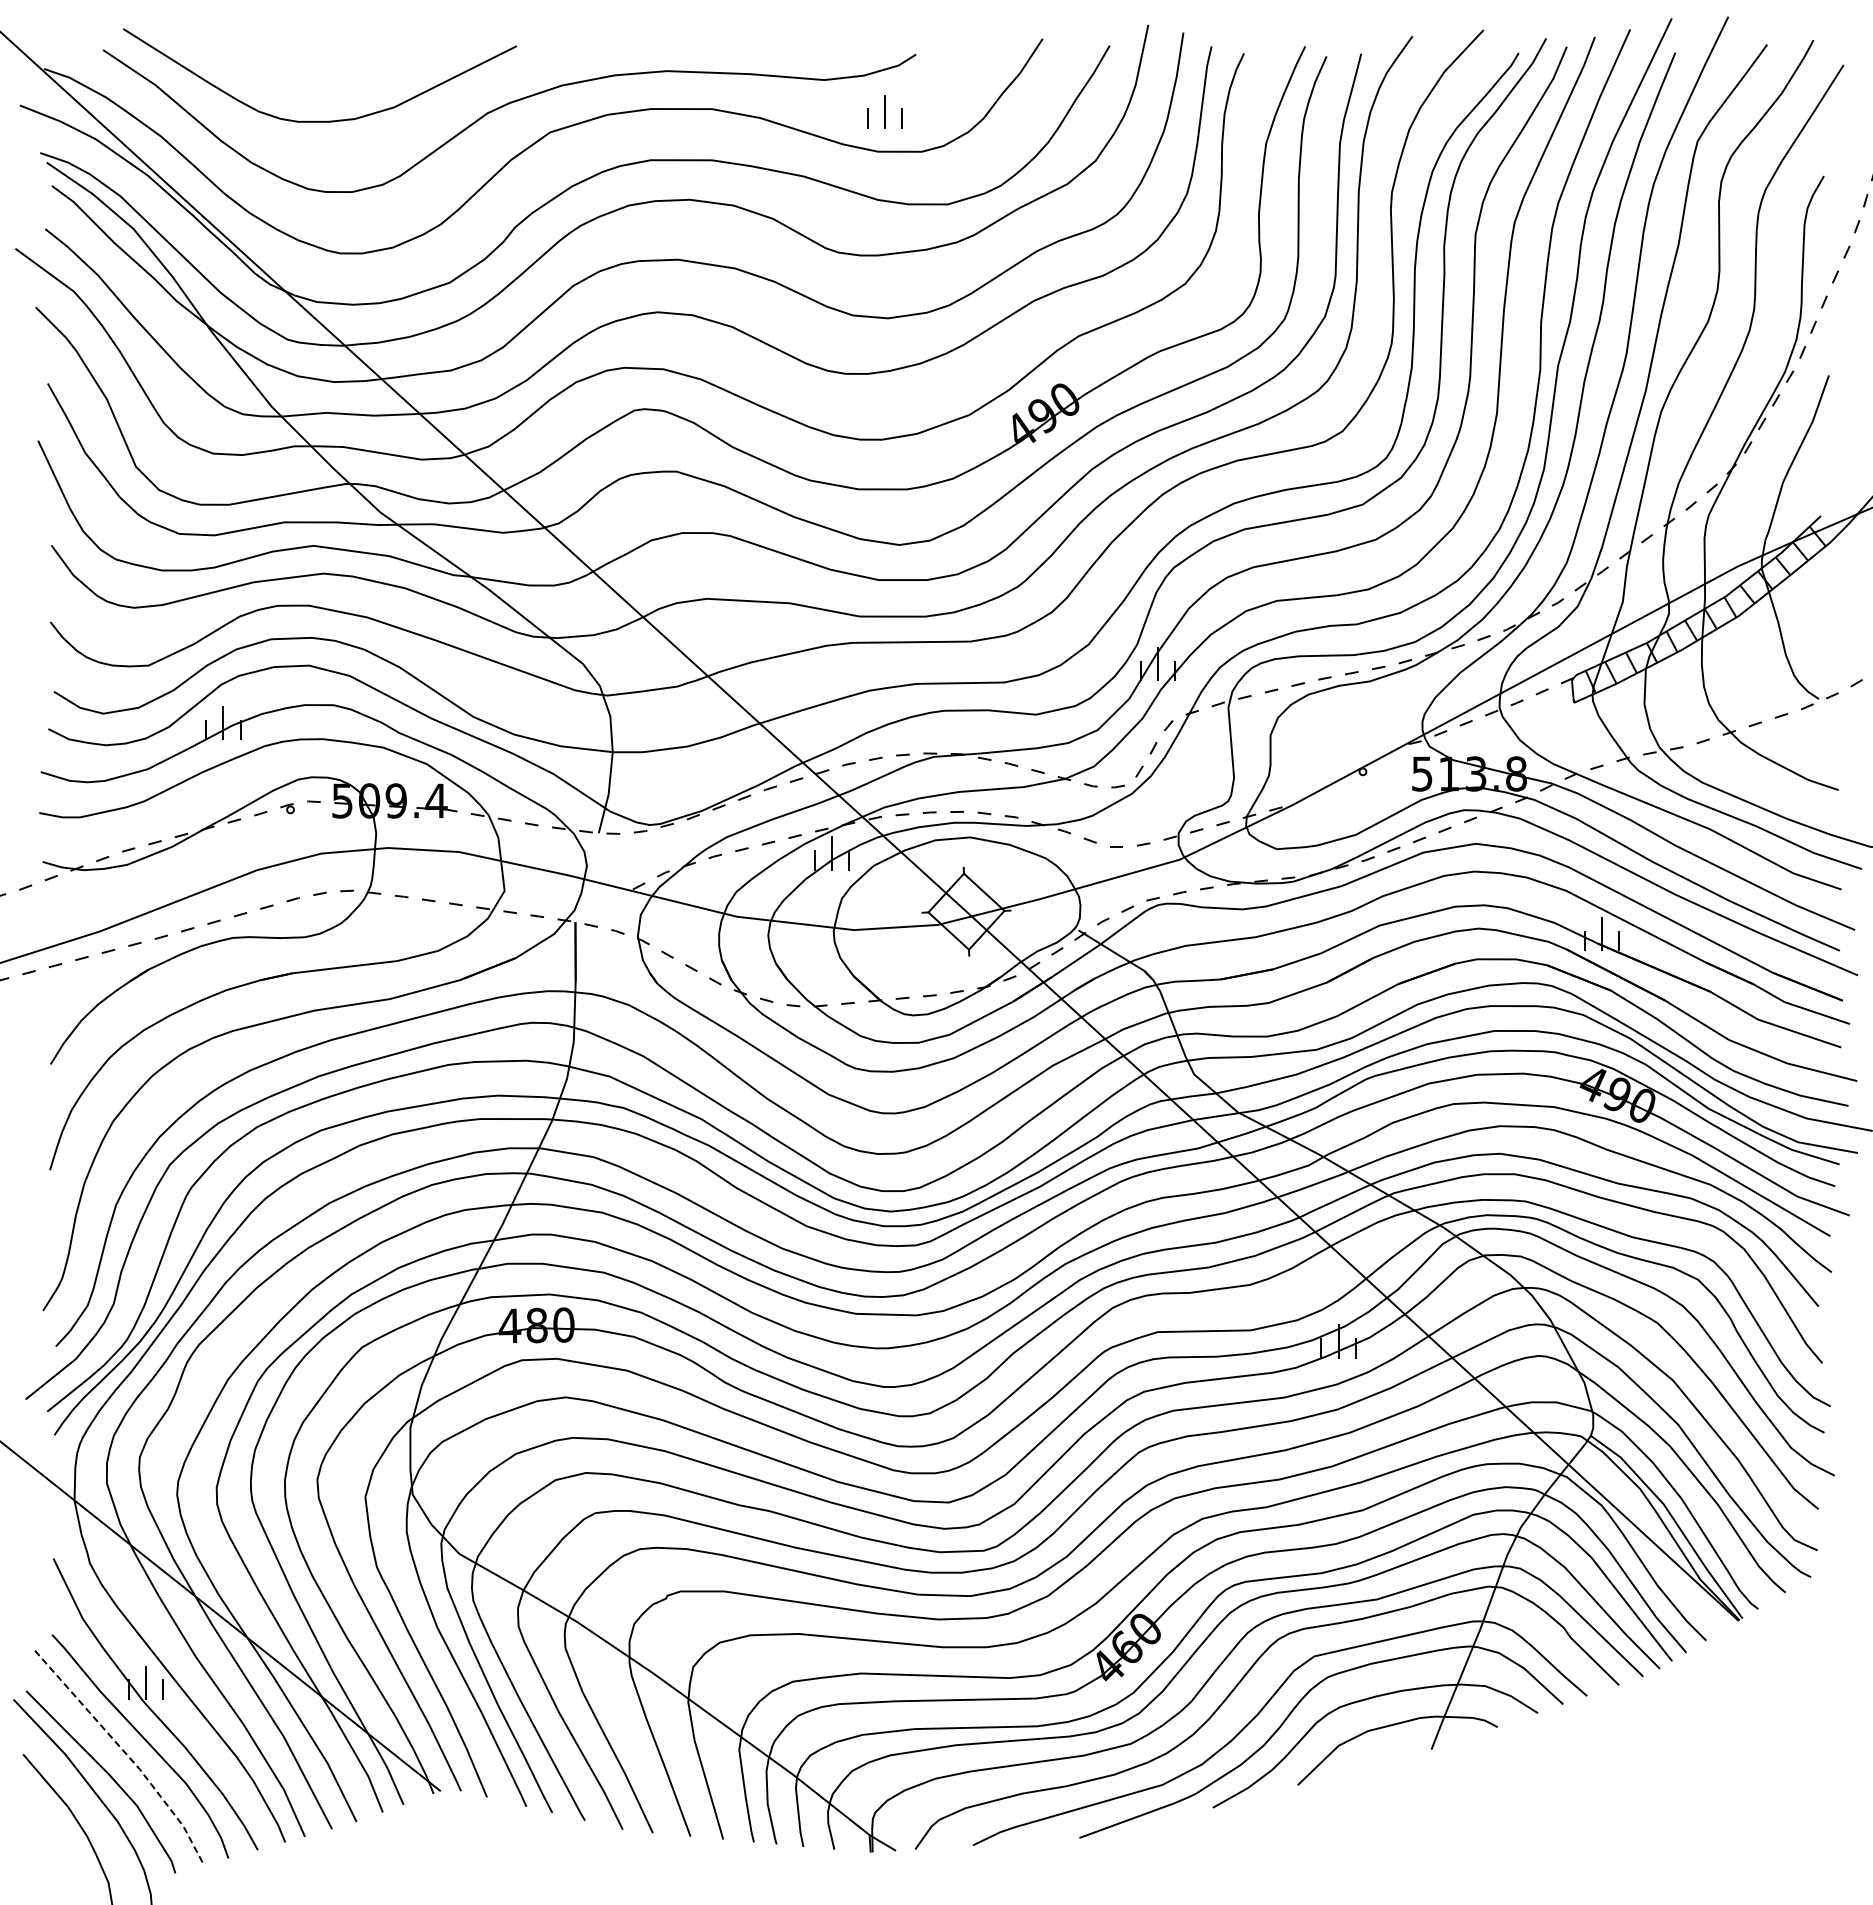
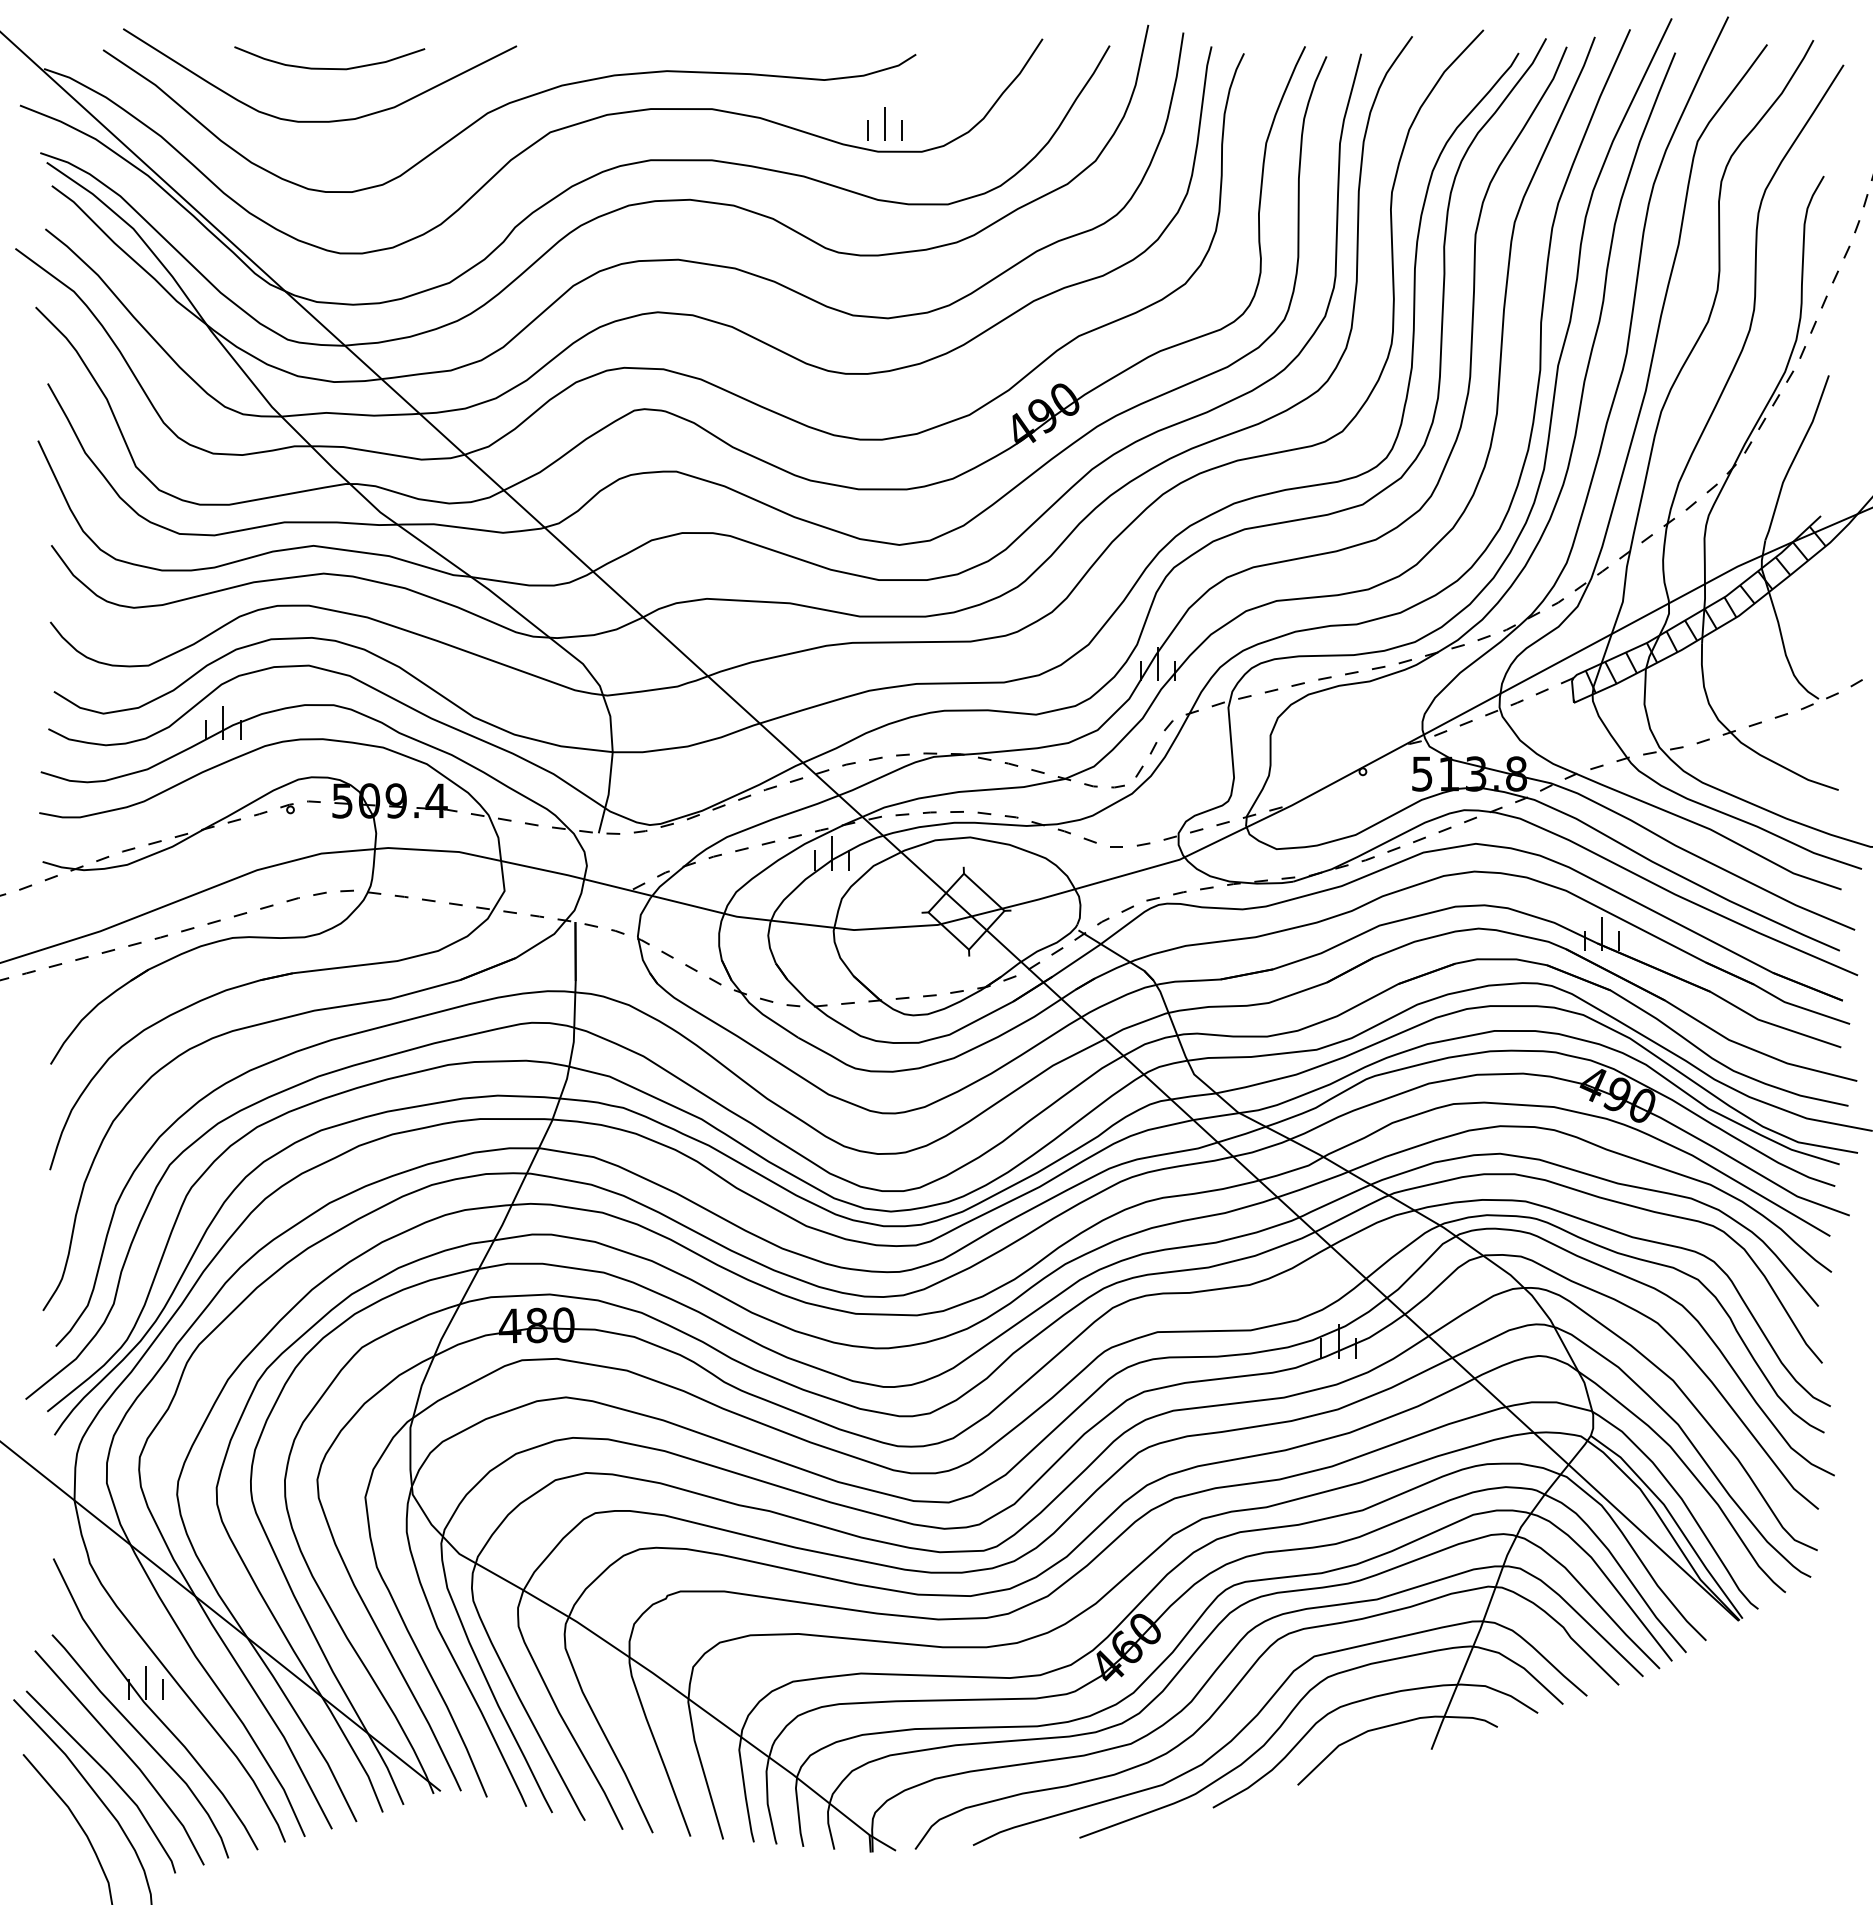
curve: none -> present (329, 68)
part position: (884, 111) -> (884, 123) (884, 123)
line: dashed -> solid (126, 1754)
